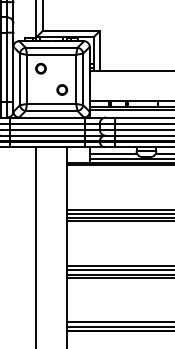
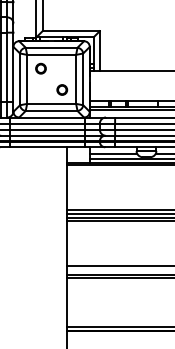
line: present -> none (36, 246)
line: present -> none (118, 270)
line: present -> none (118, 322)
